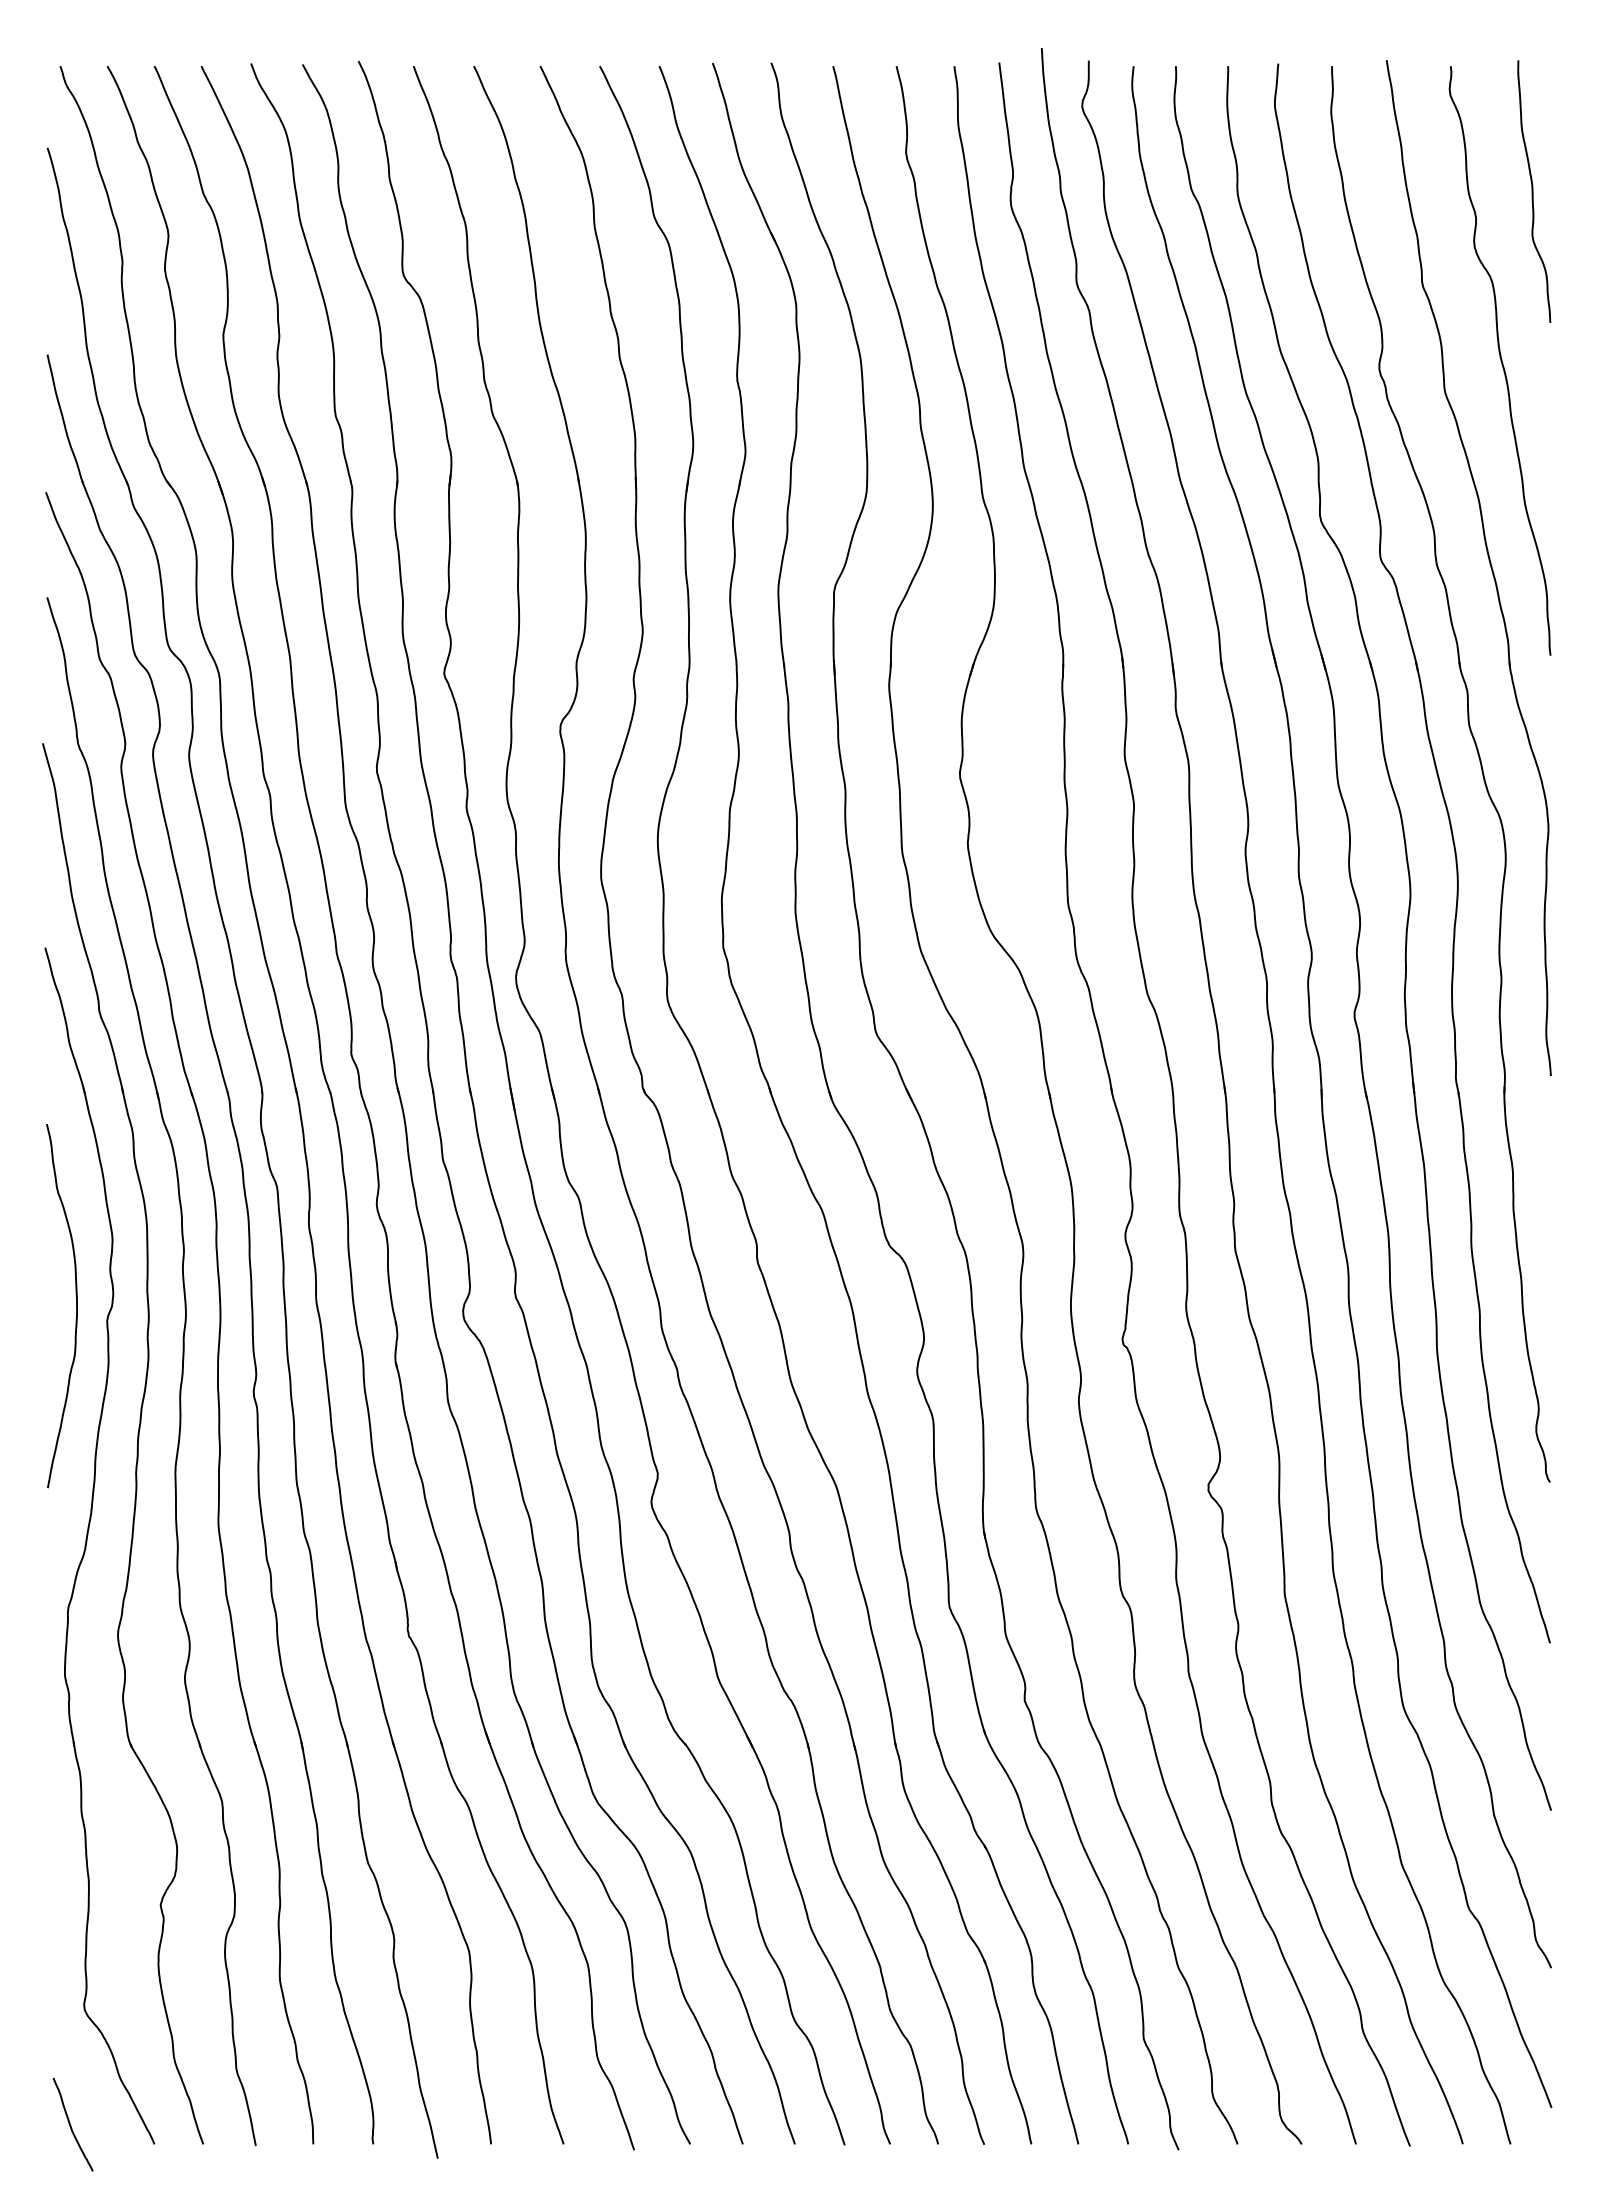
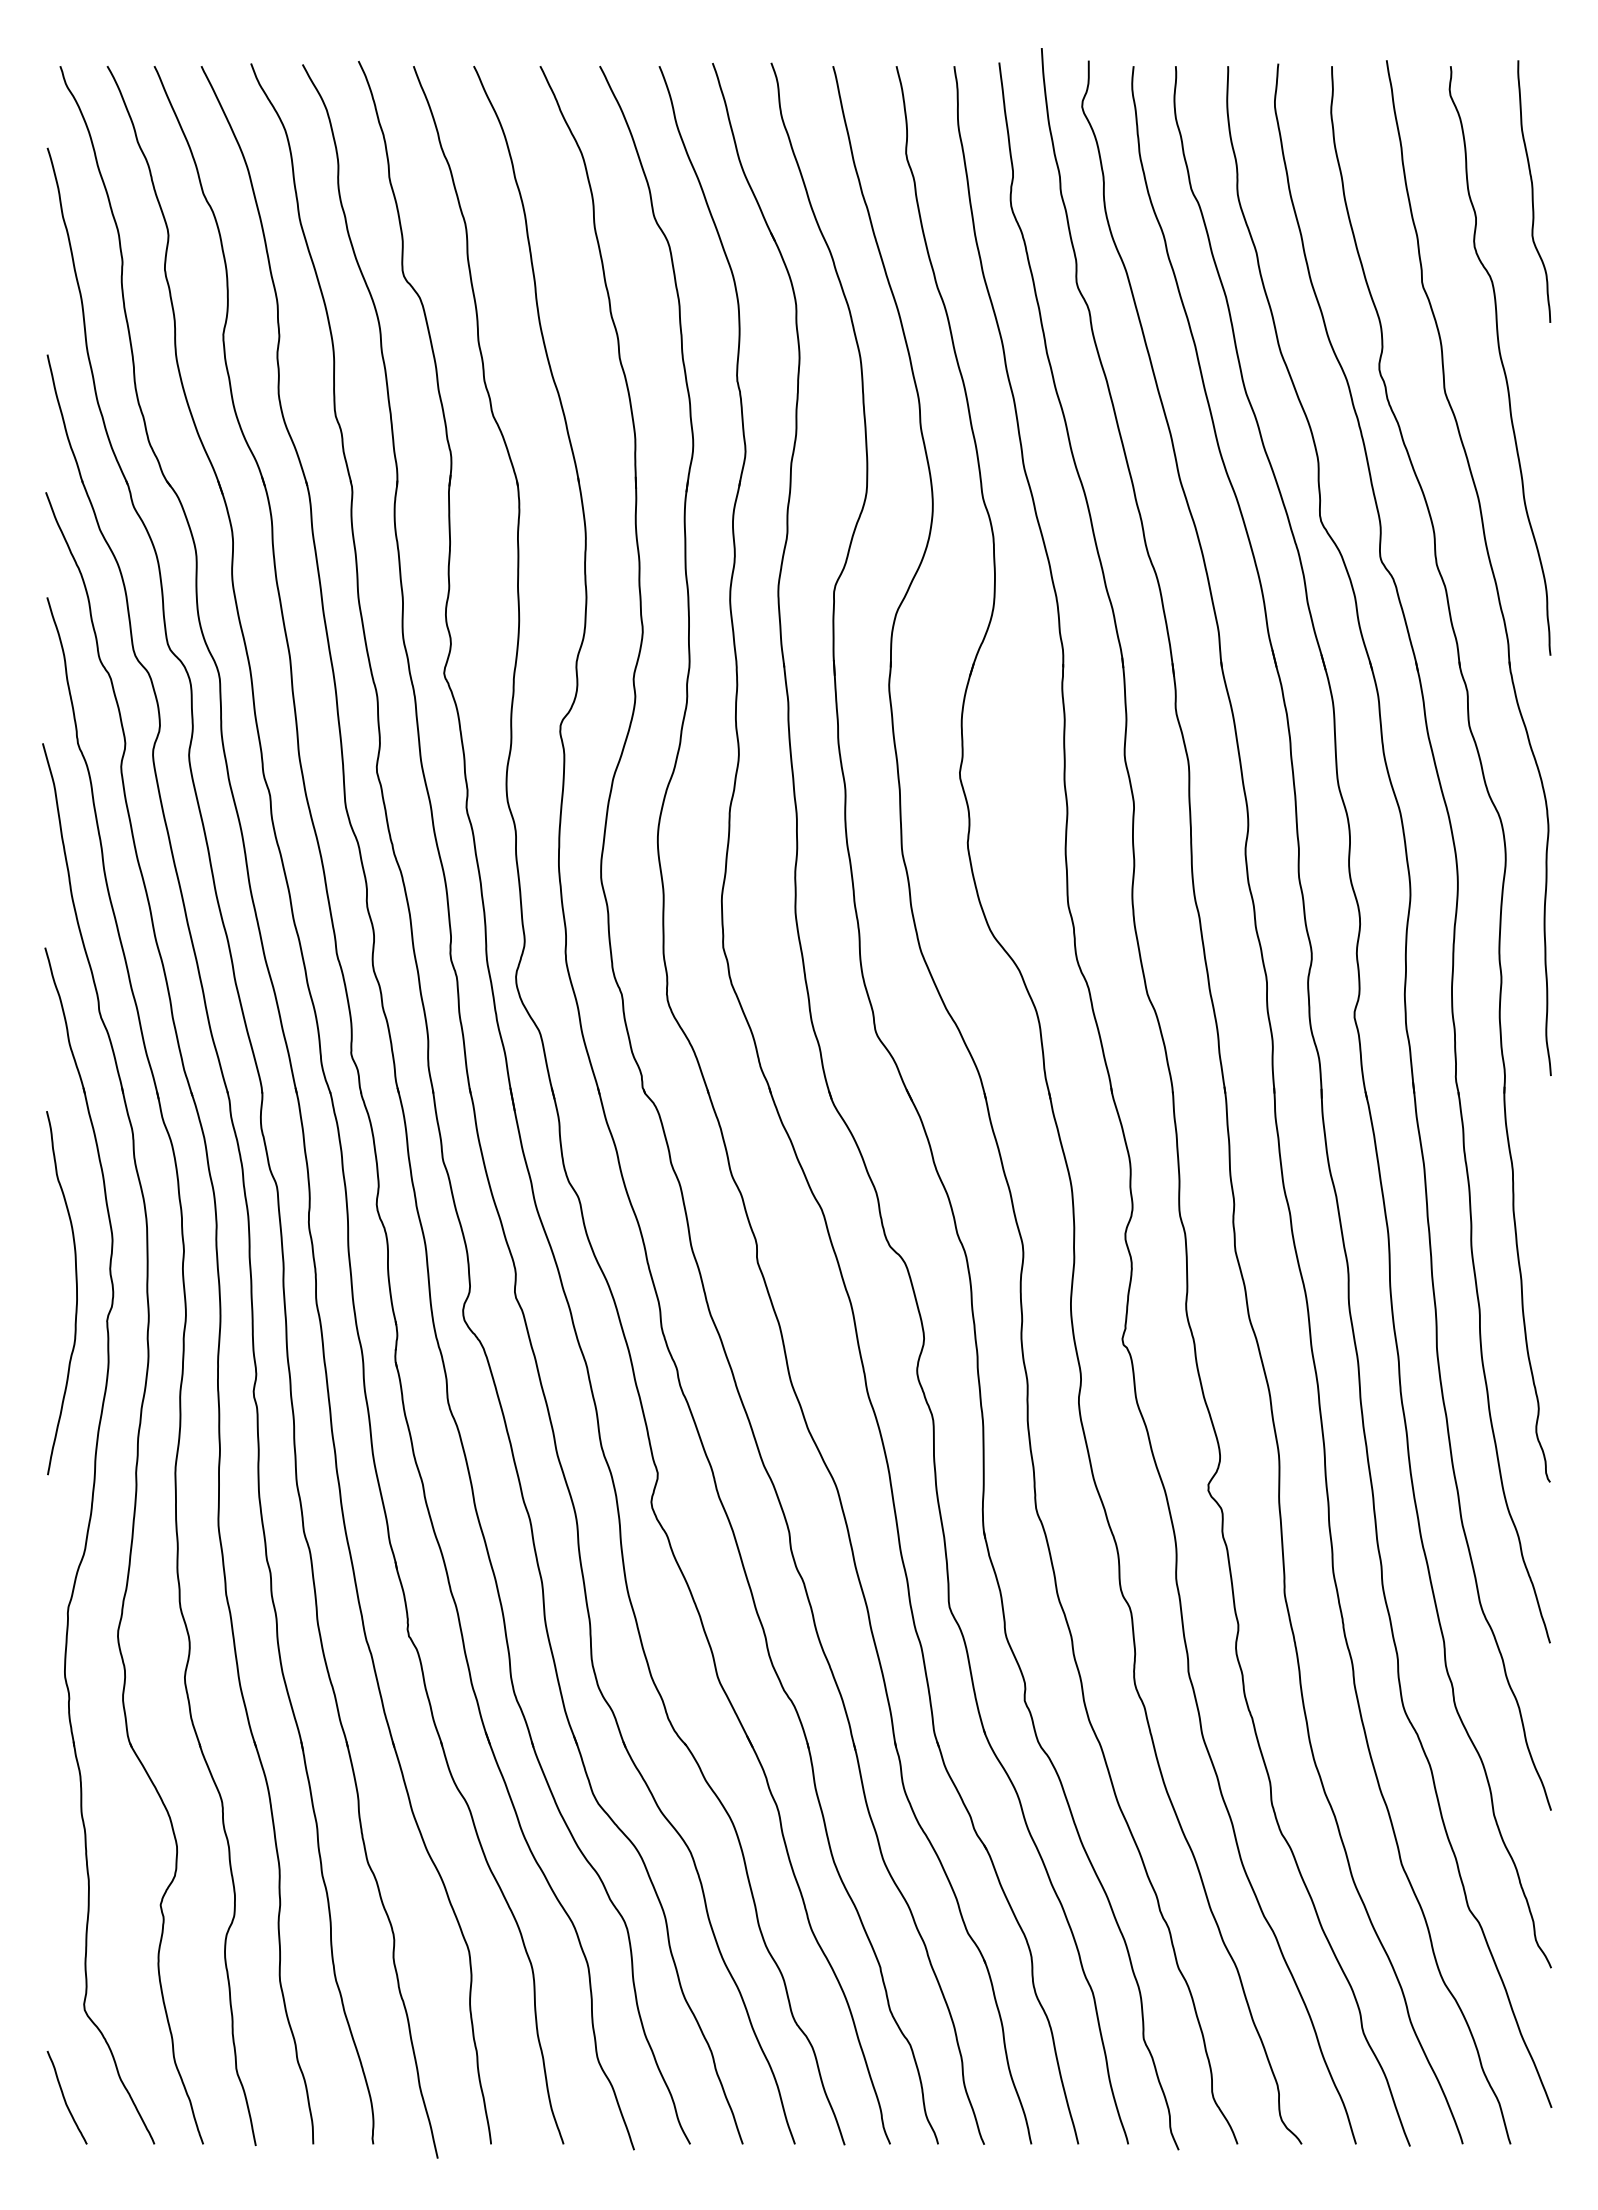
curve position: (76, 1306) -> (76, 1293) (76, 1293)
curve position: (71, 2125) -> (65, 2098) (65, 2098)
